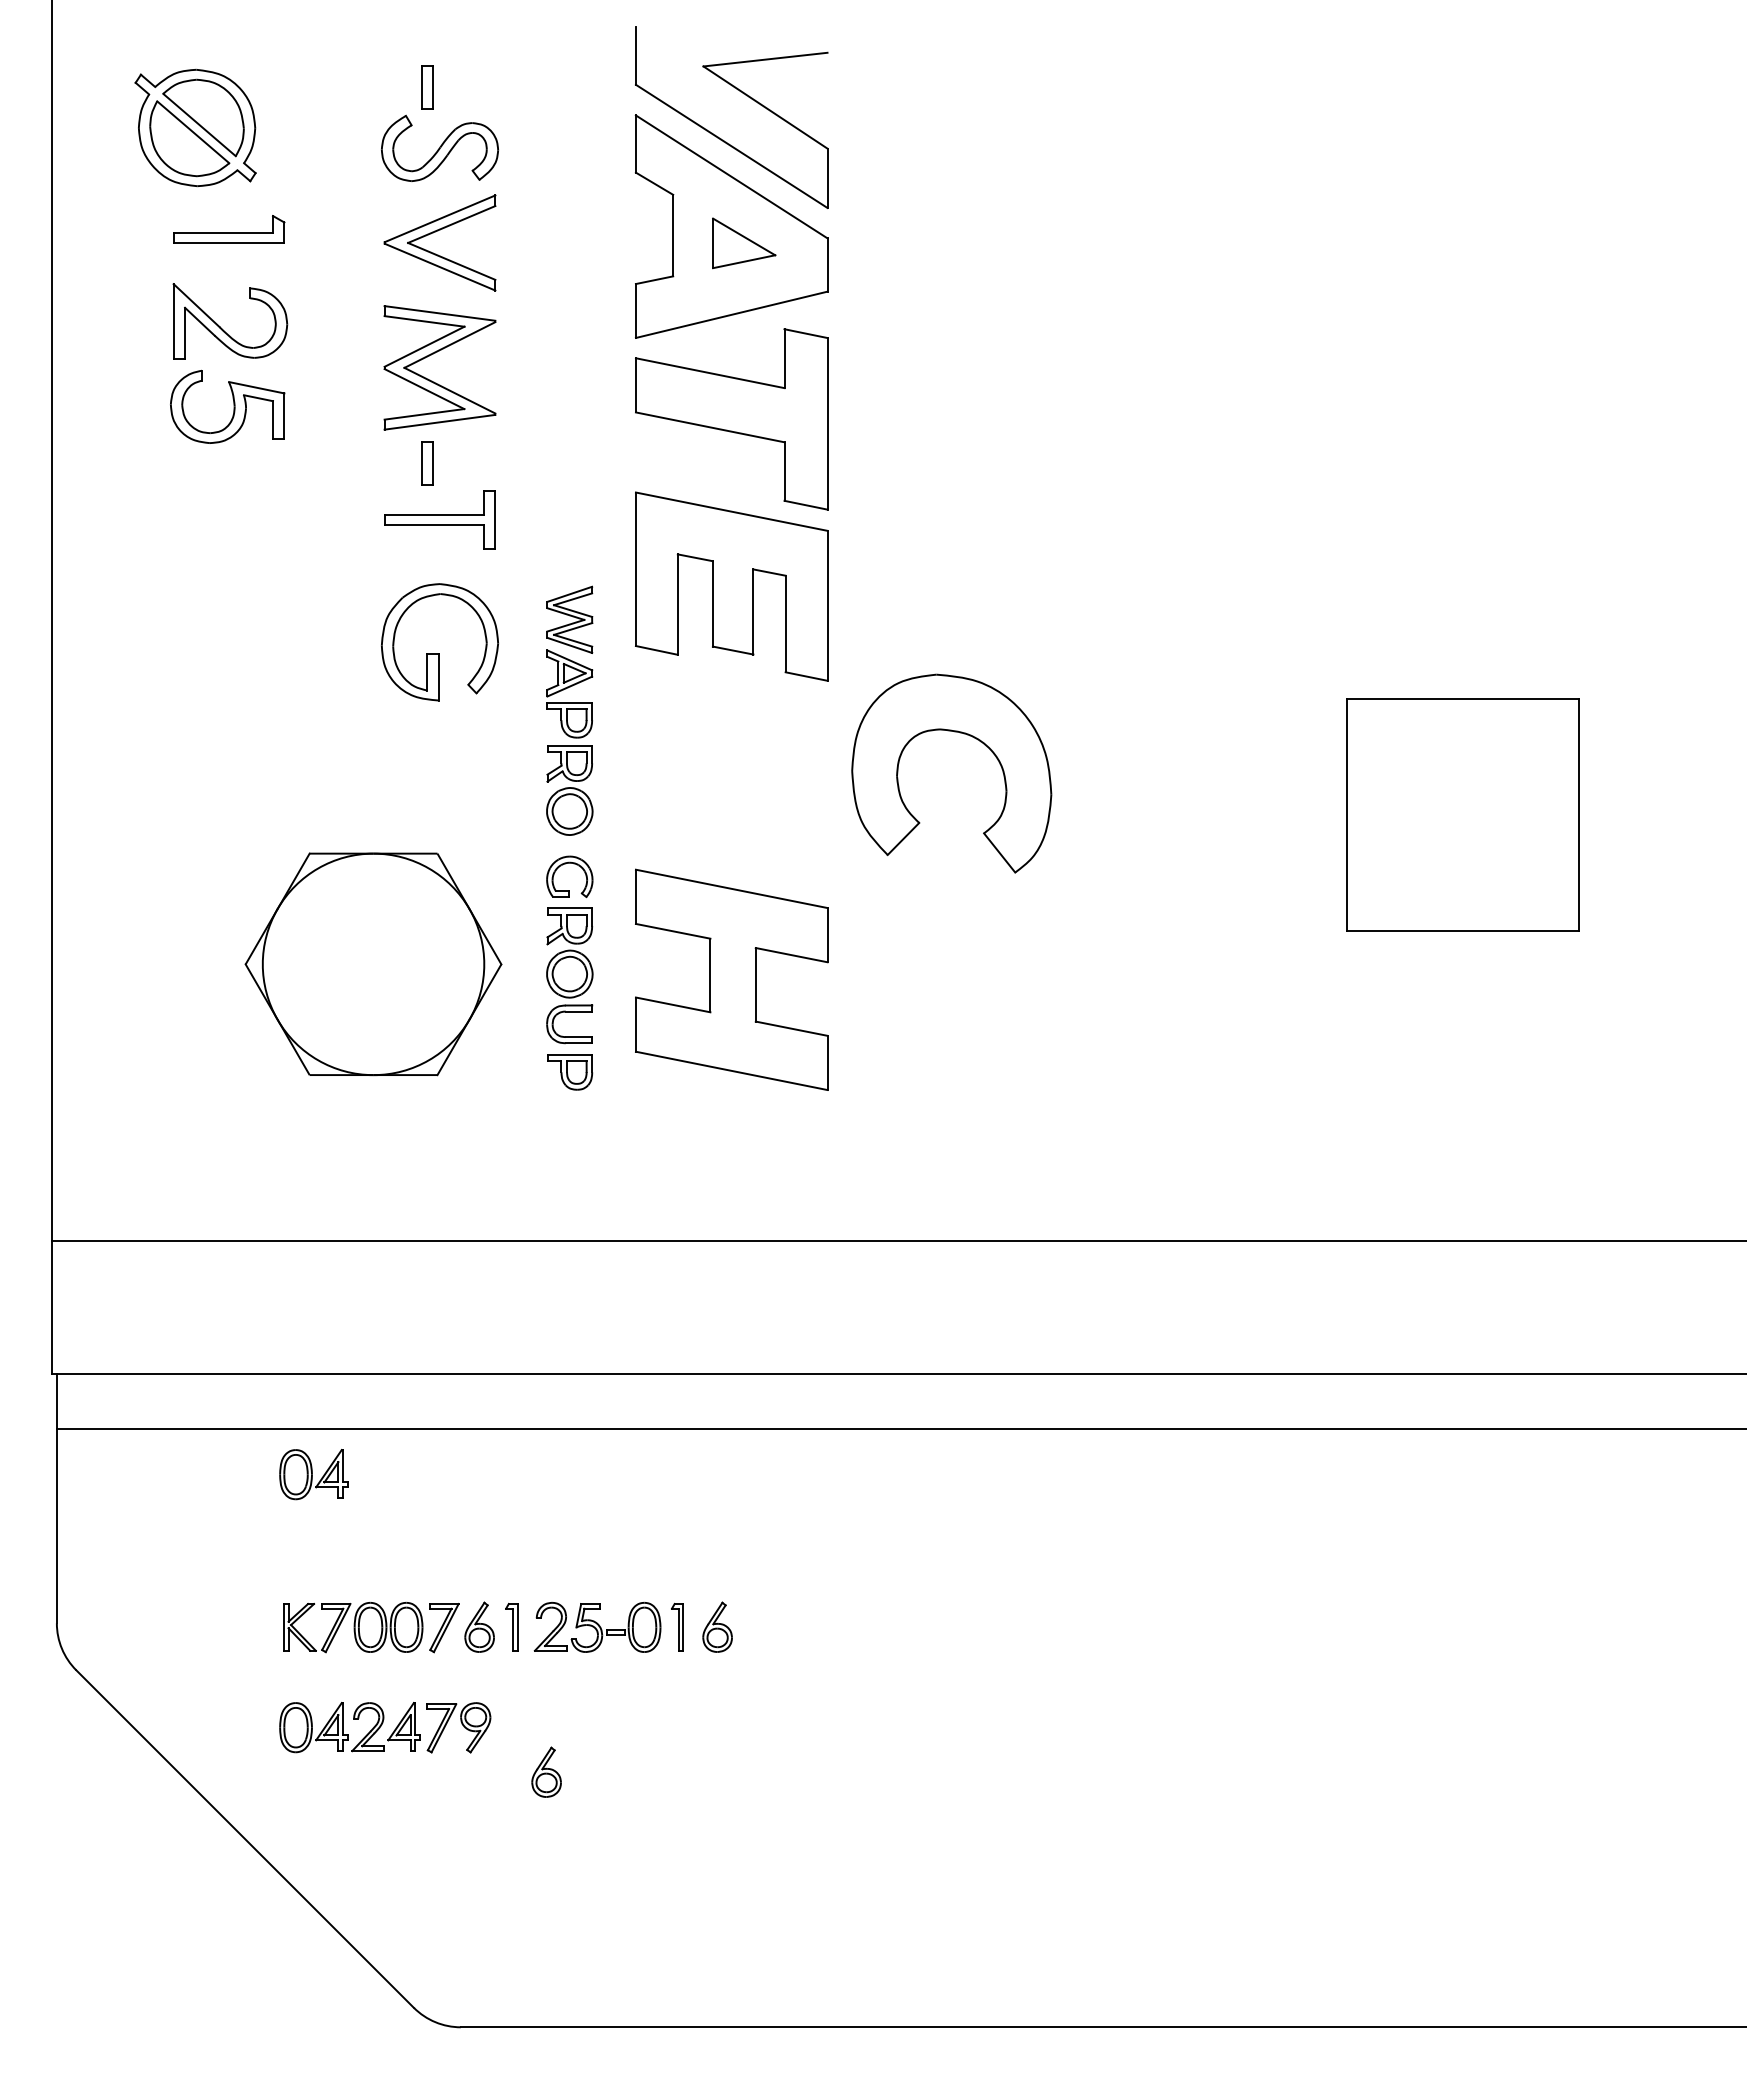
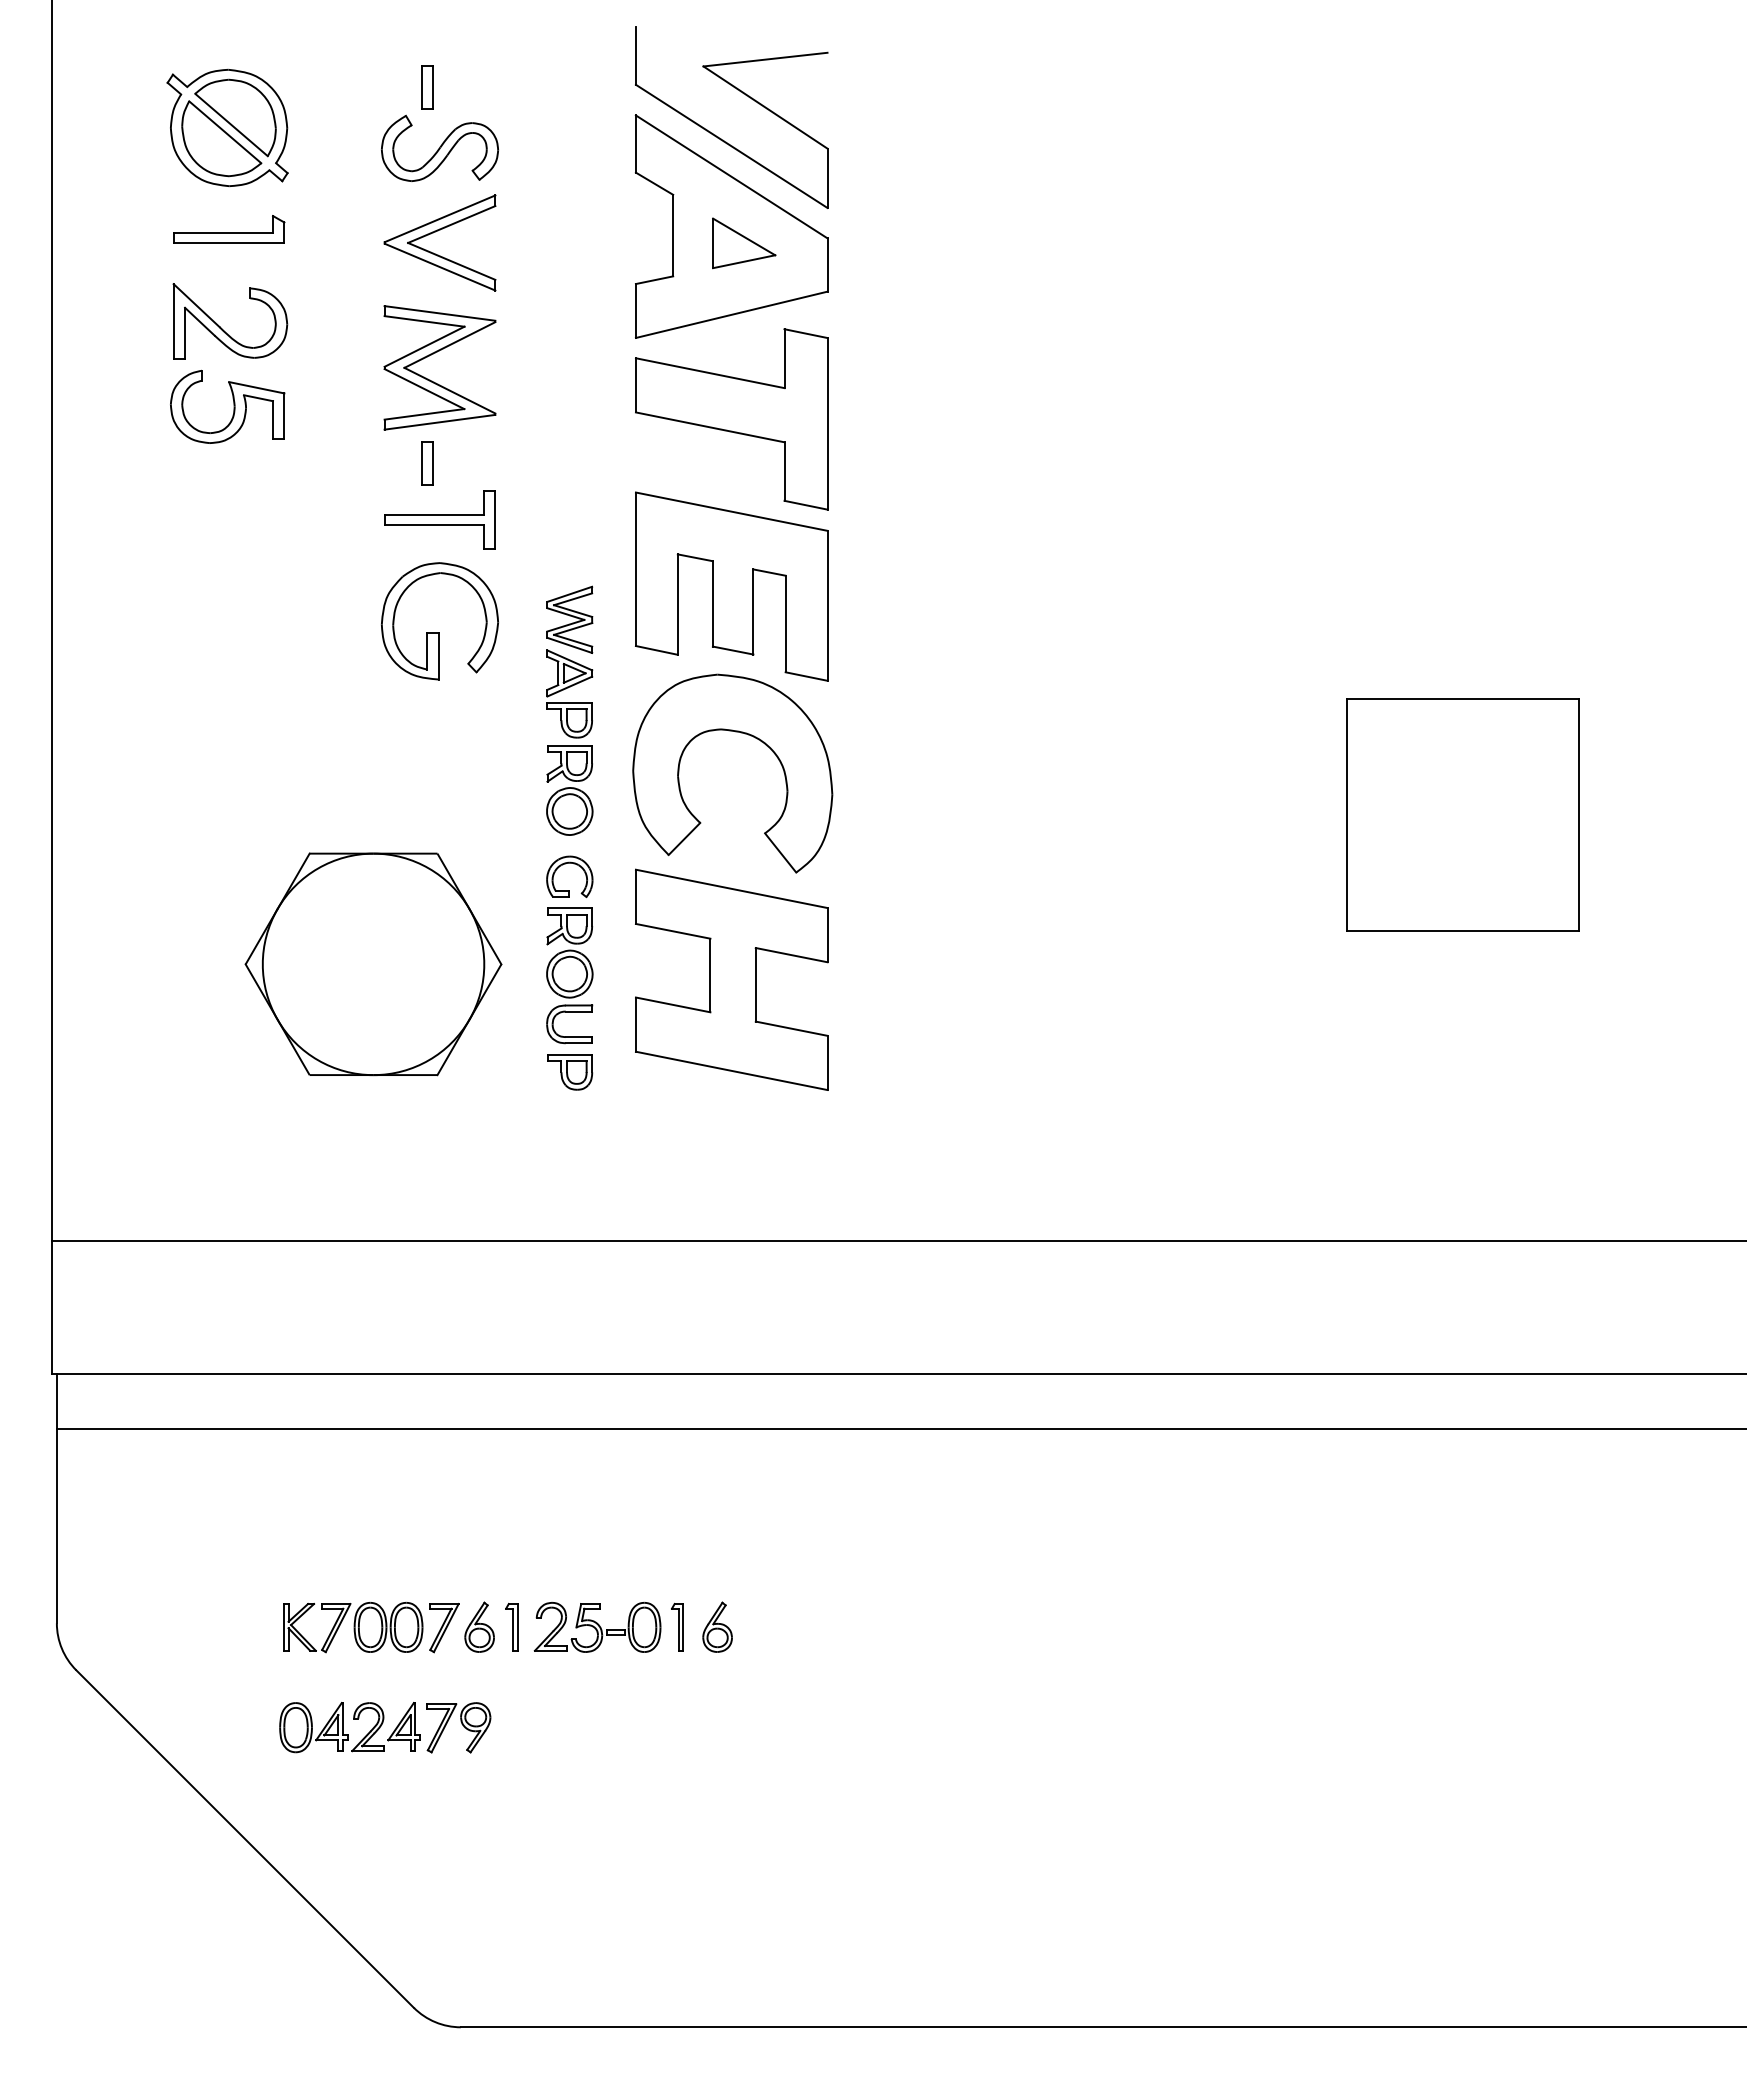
part position: (195, 127) -> (227, 127) (227, 127)
part position: (439, 653) -> (439, 632) (439, 632)
part position: (960, 733) -> (741, 733) (741, 733)
part: present -> none (313, 1474)
part: present -> none (546, 1771)
